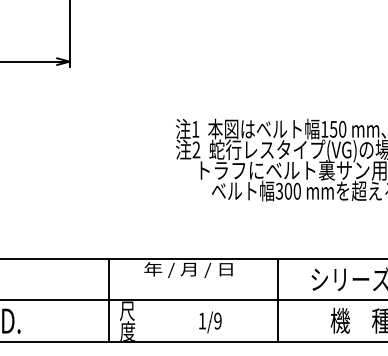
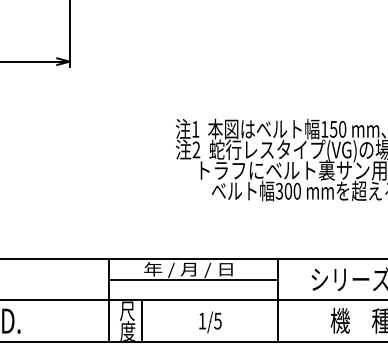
line: none -> present (193, 279)
line: none -> present (142, 320)
text: 1/9 -> 1/5 (217, 320)
